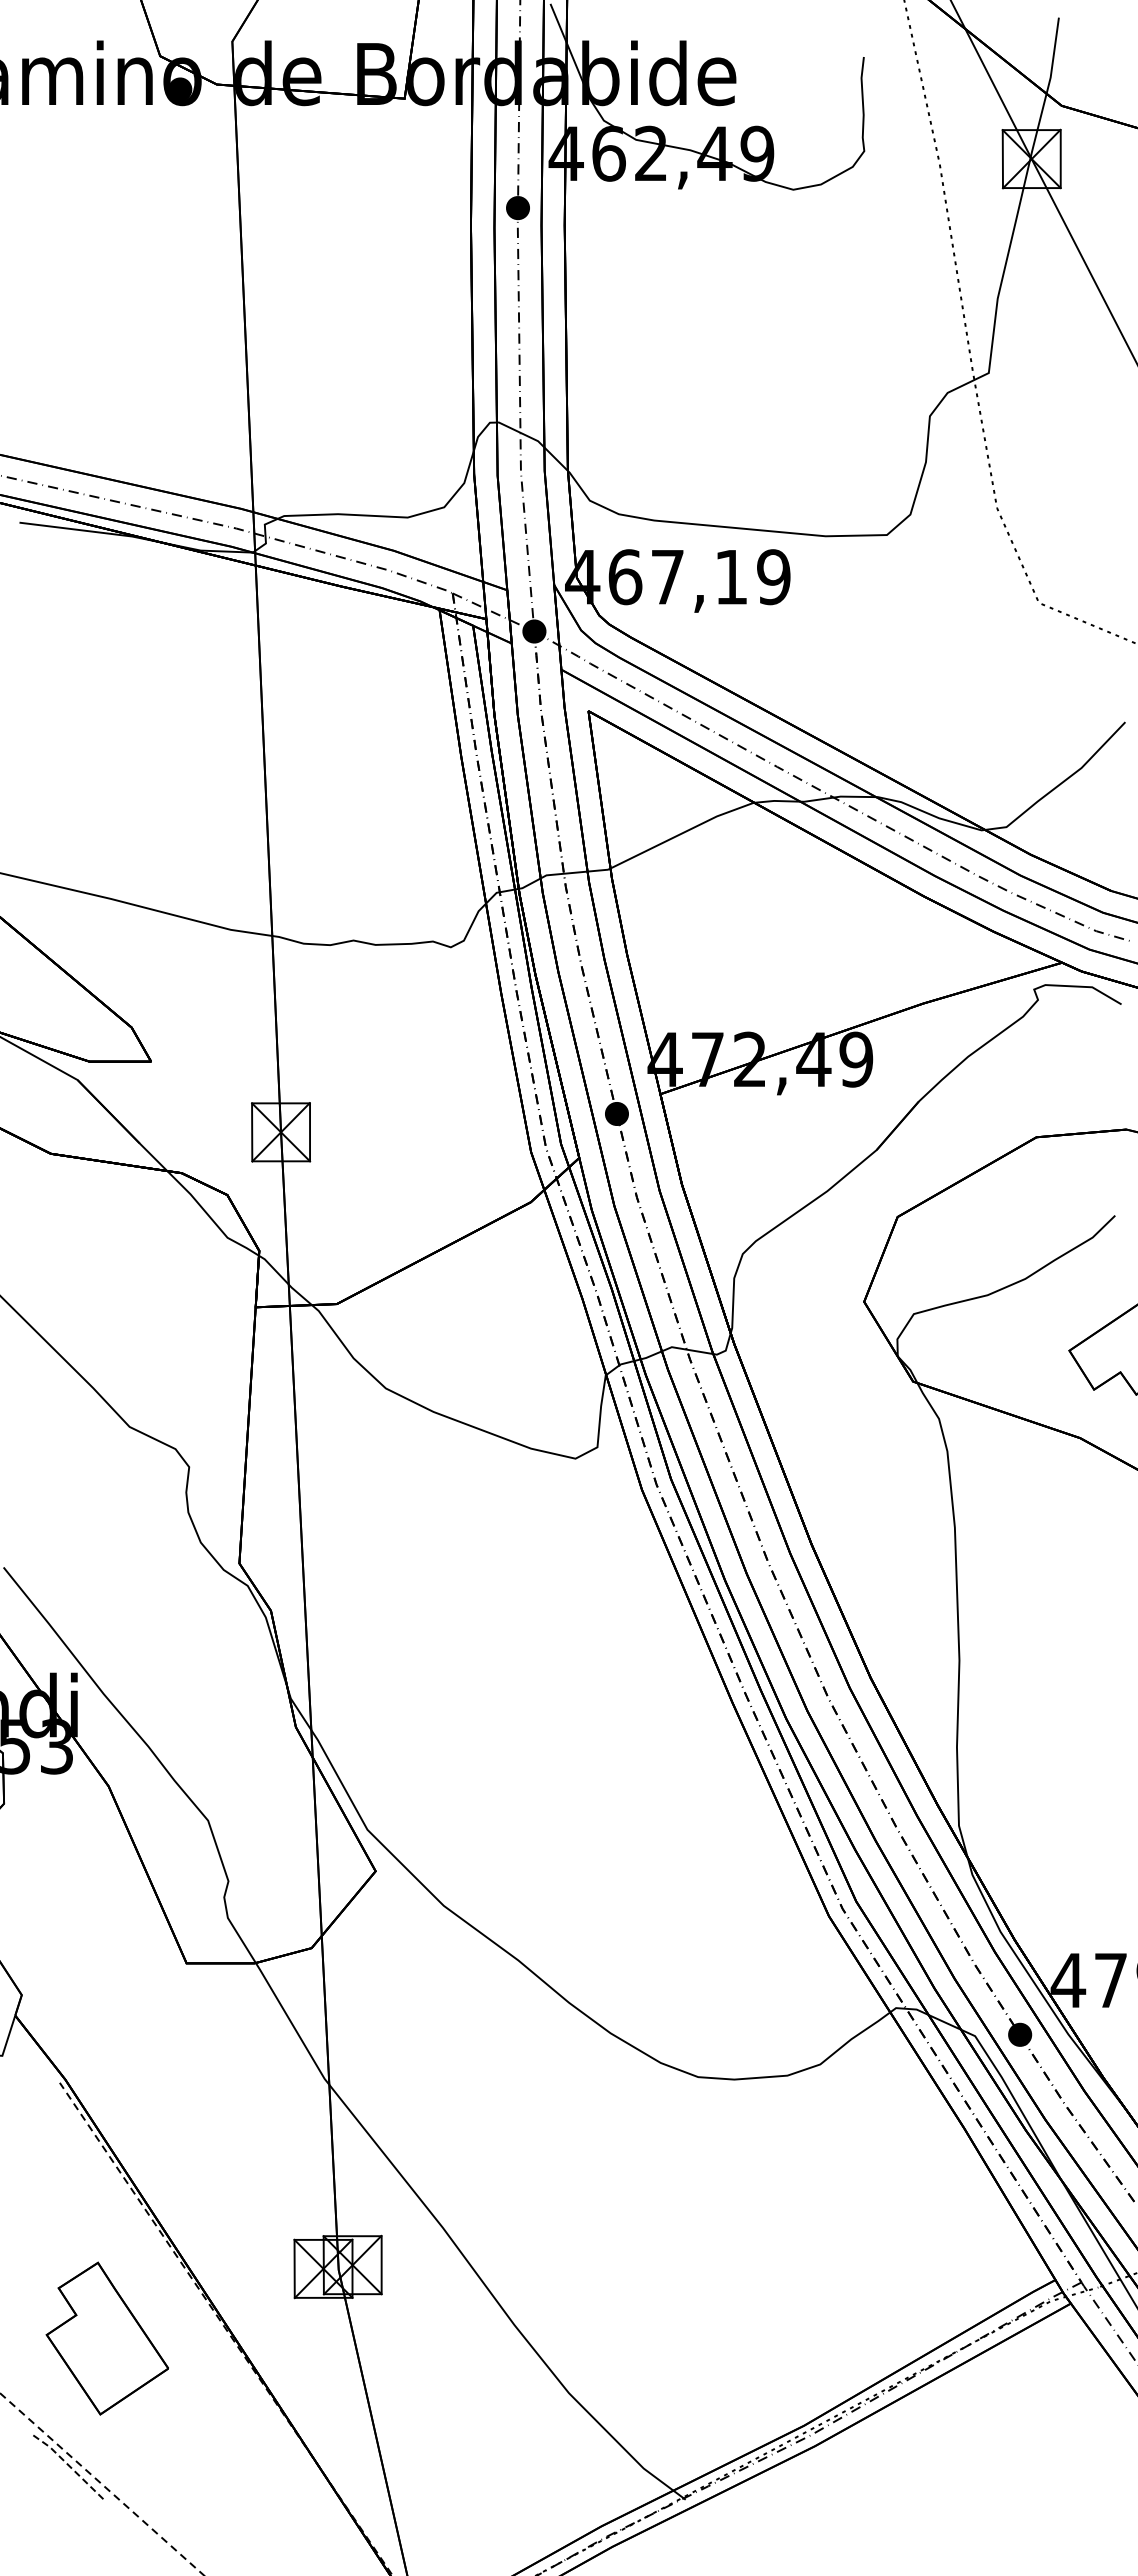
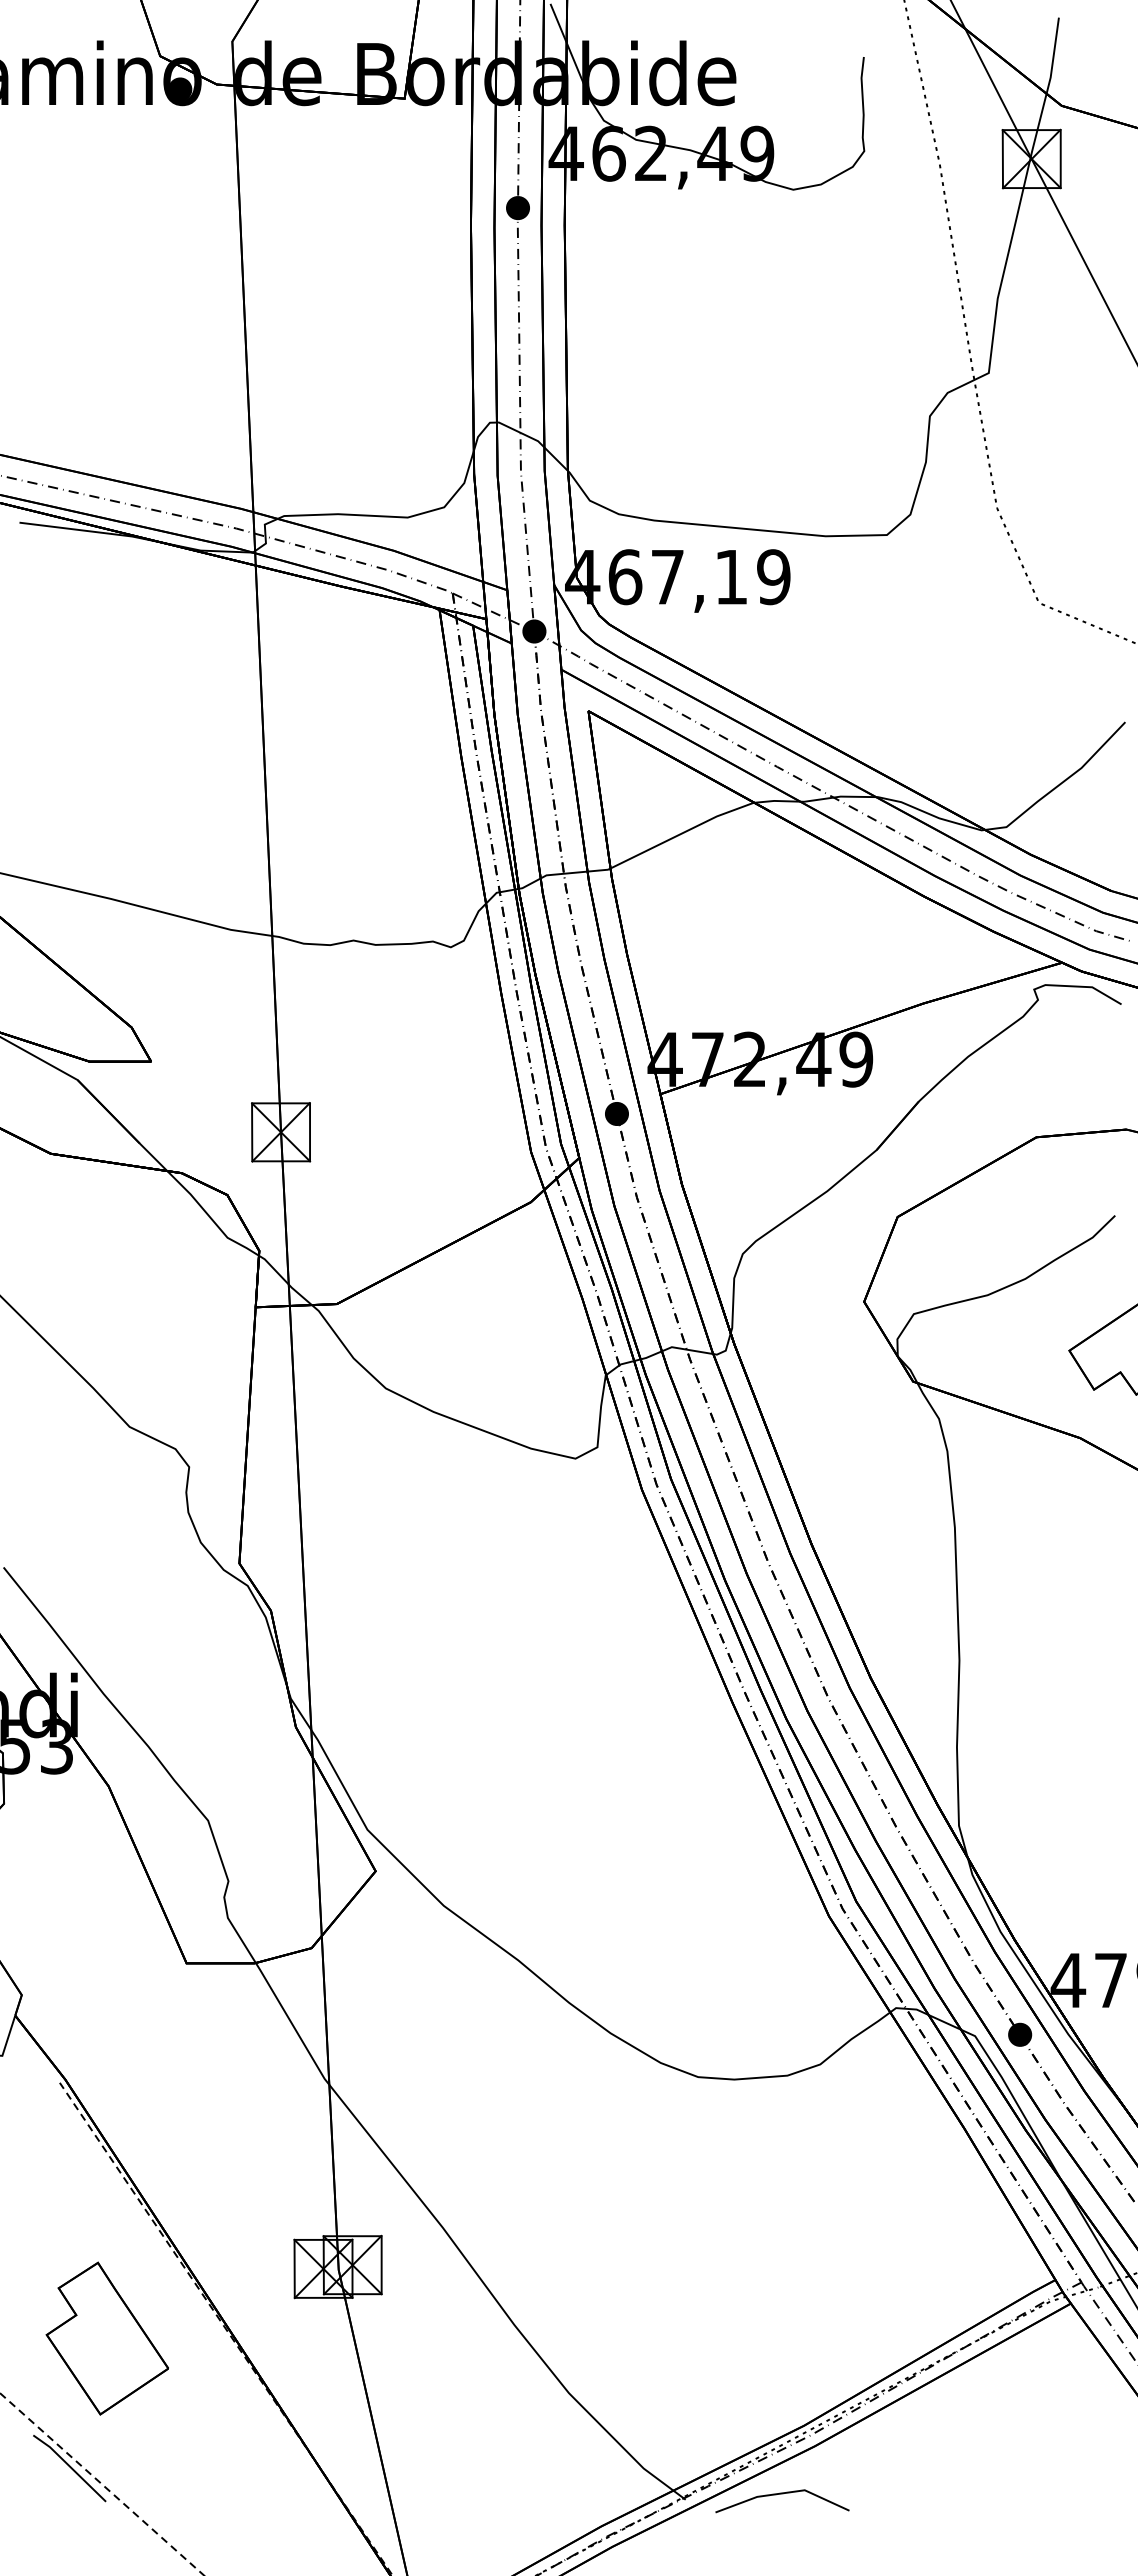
line: dashed -> solid (70, 2467)
line: none -> present (782, 2494)
